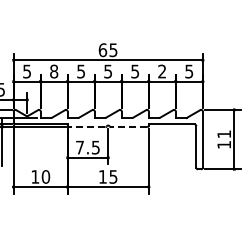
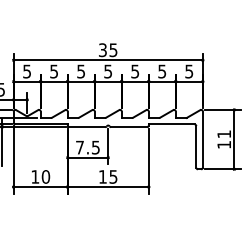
text: 65 -> 35 (102, 50)
text: 8 -> 5 (54, 71)
text: 2 -> 5 (162, 71)
line: dashed -> solid (86, 127)
line: dashed -> solid (128, 127)
